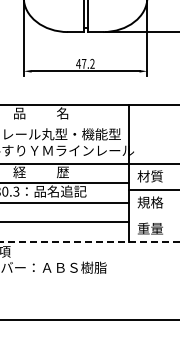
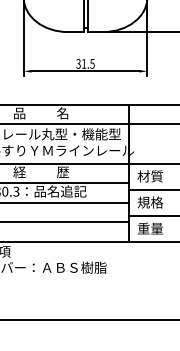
text: 47.2 -> 31.5 (85, 63)
line: none -> present (89, 124)
line: none -> present (152, 215)
line: dashed -> solid (89, 242)
